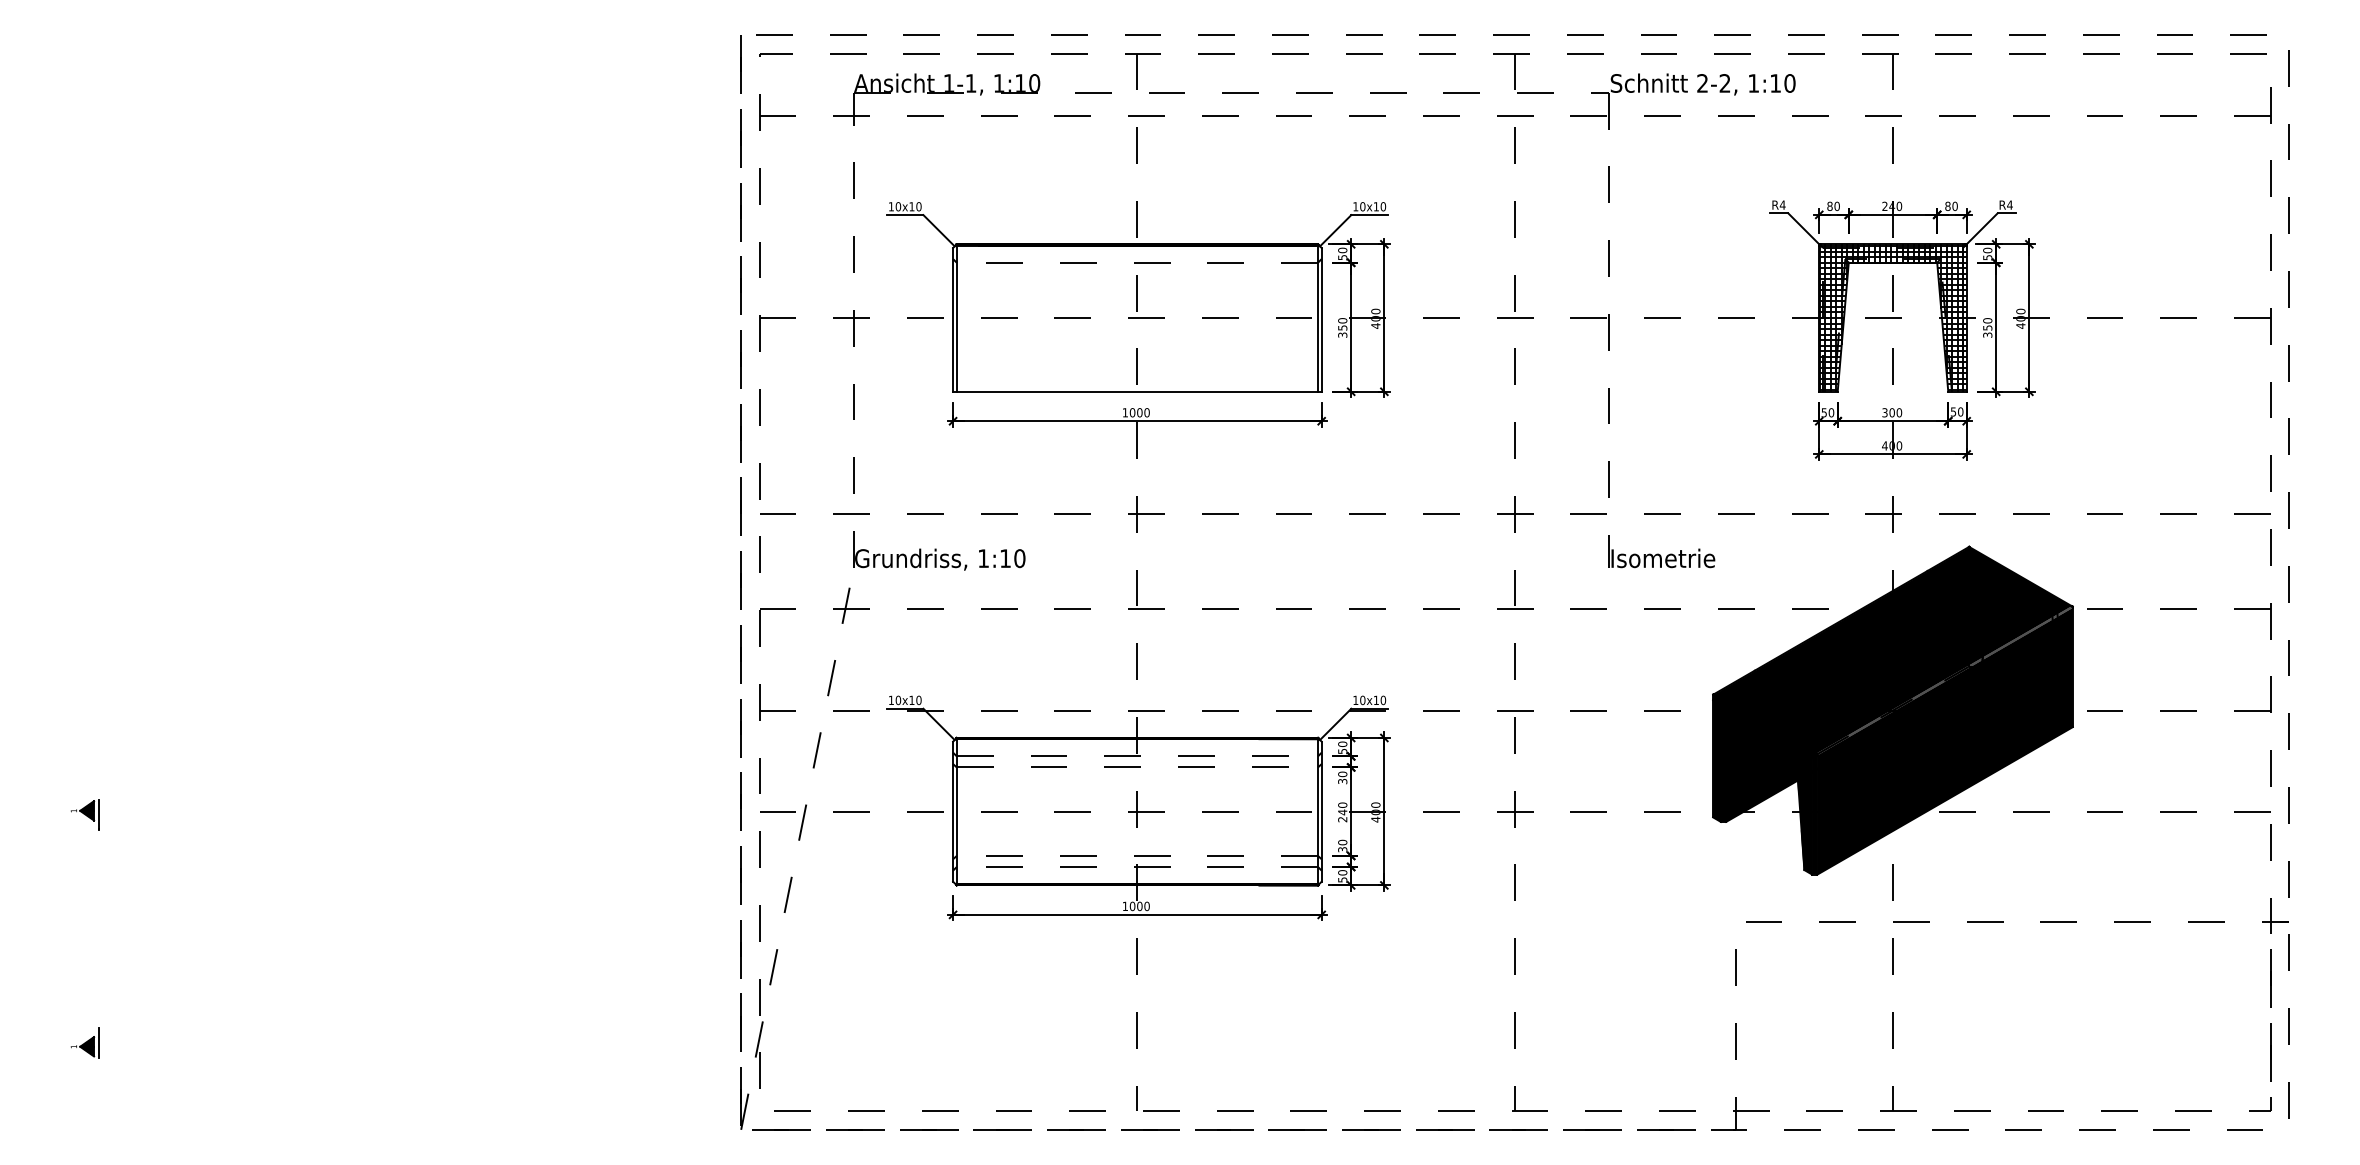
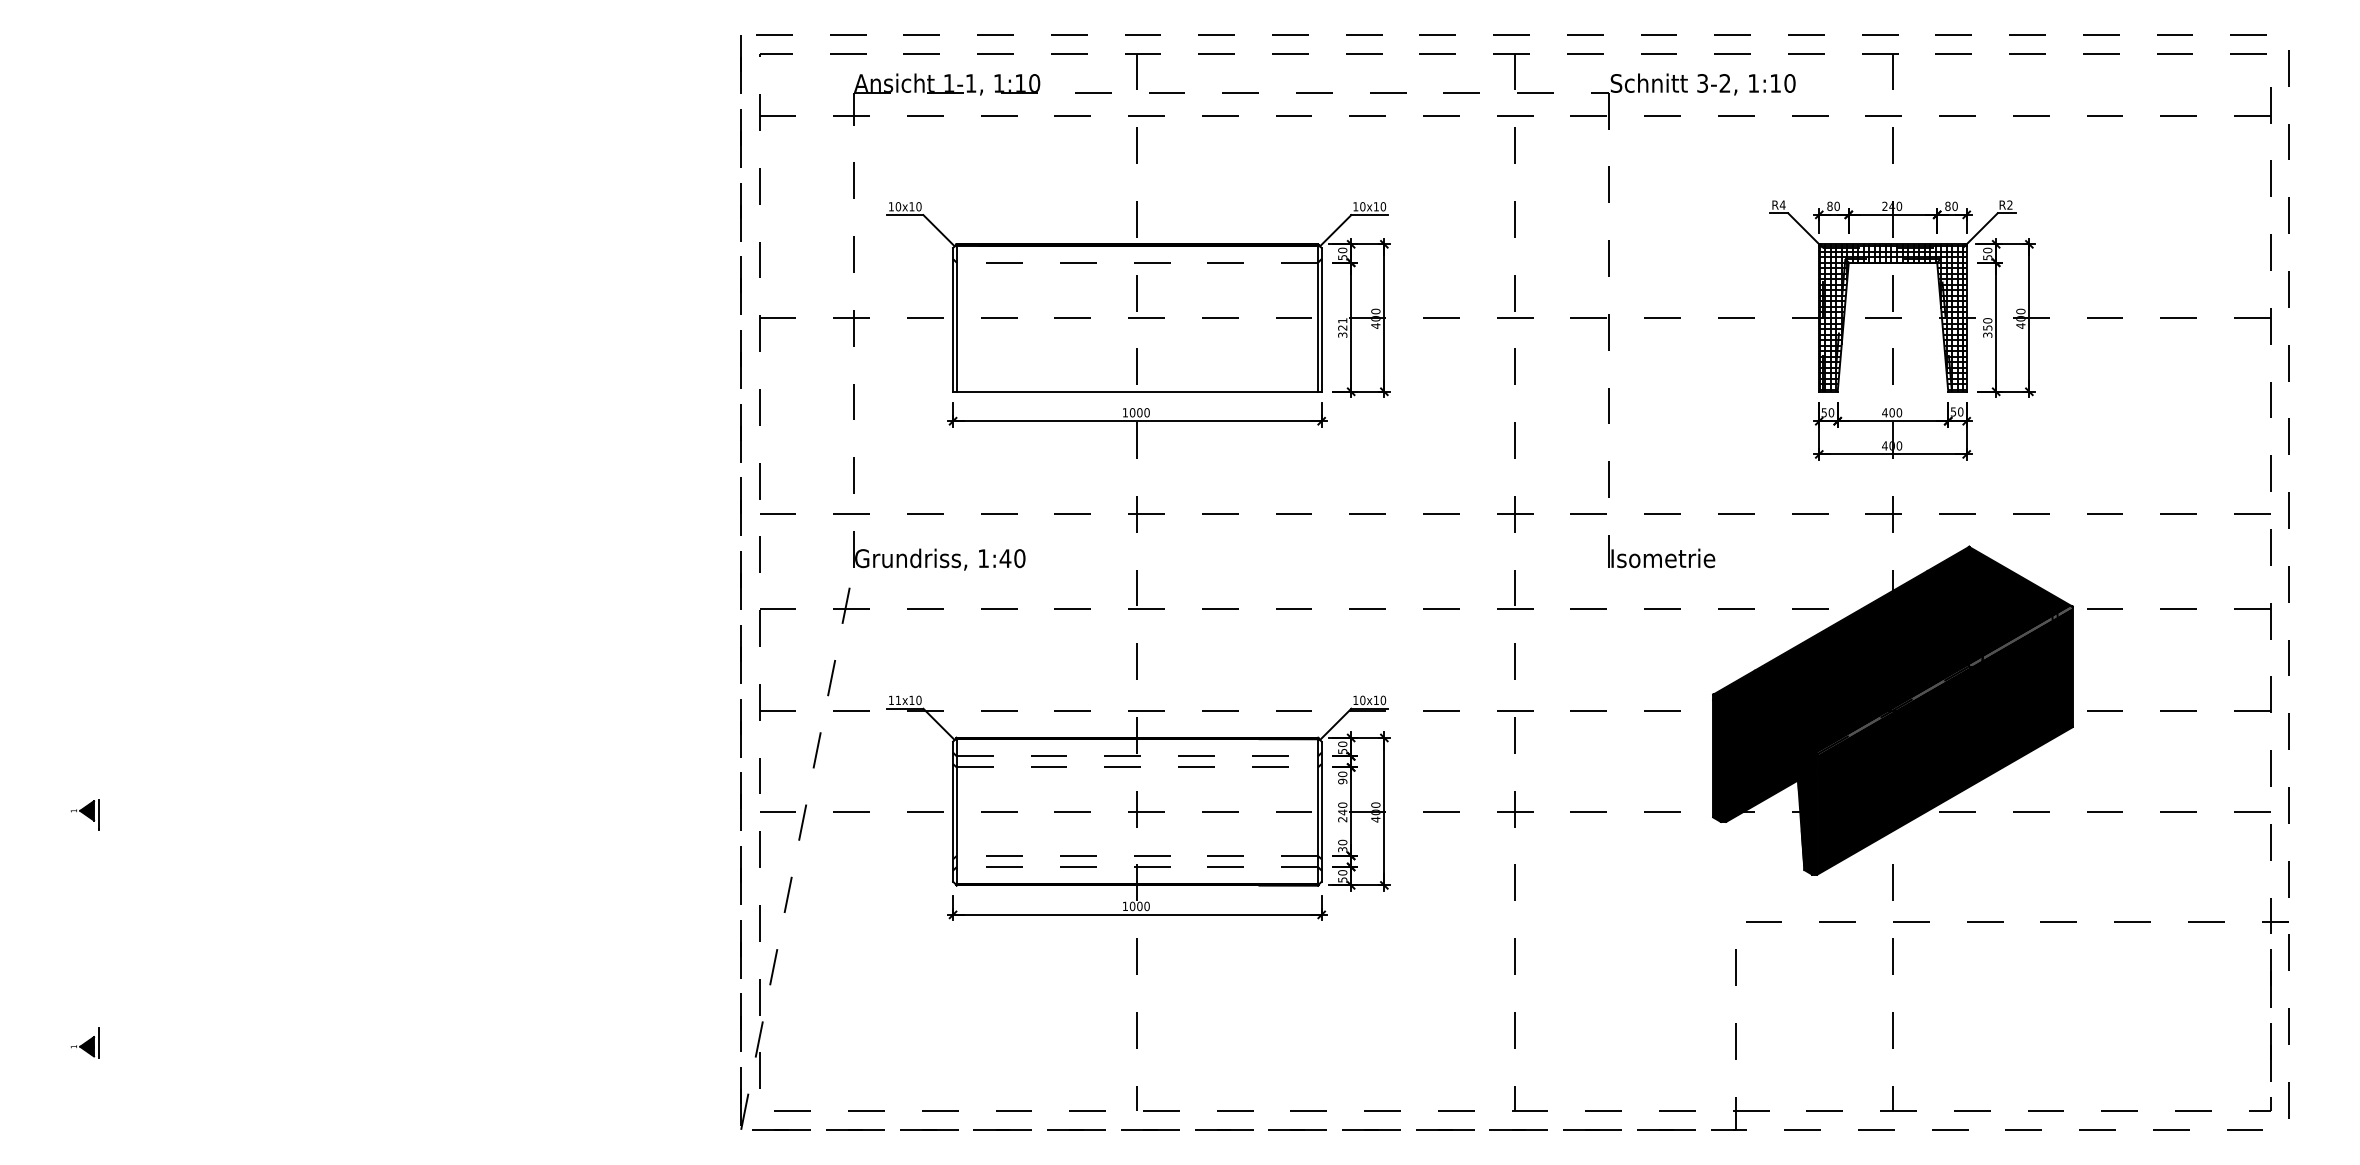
text: 2-2, -> 3-2, (1702, 83)
text: R4 -> R2 (2009, 204)
text: 350 -> 321 (1342, 324)
text: 300 -> 400 (1884, 412)
text: 1:10 -> 1:40 (1005, 558)
text: 10x10 -> 11x10 (898, 700)
text: 30 -> 90 (1342, 781)
